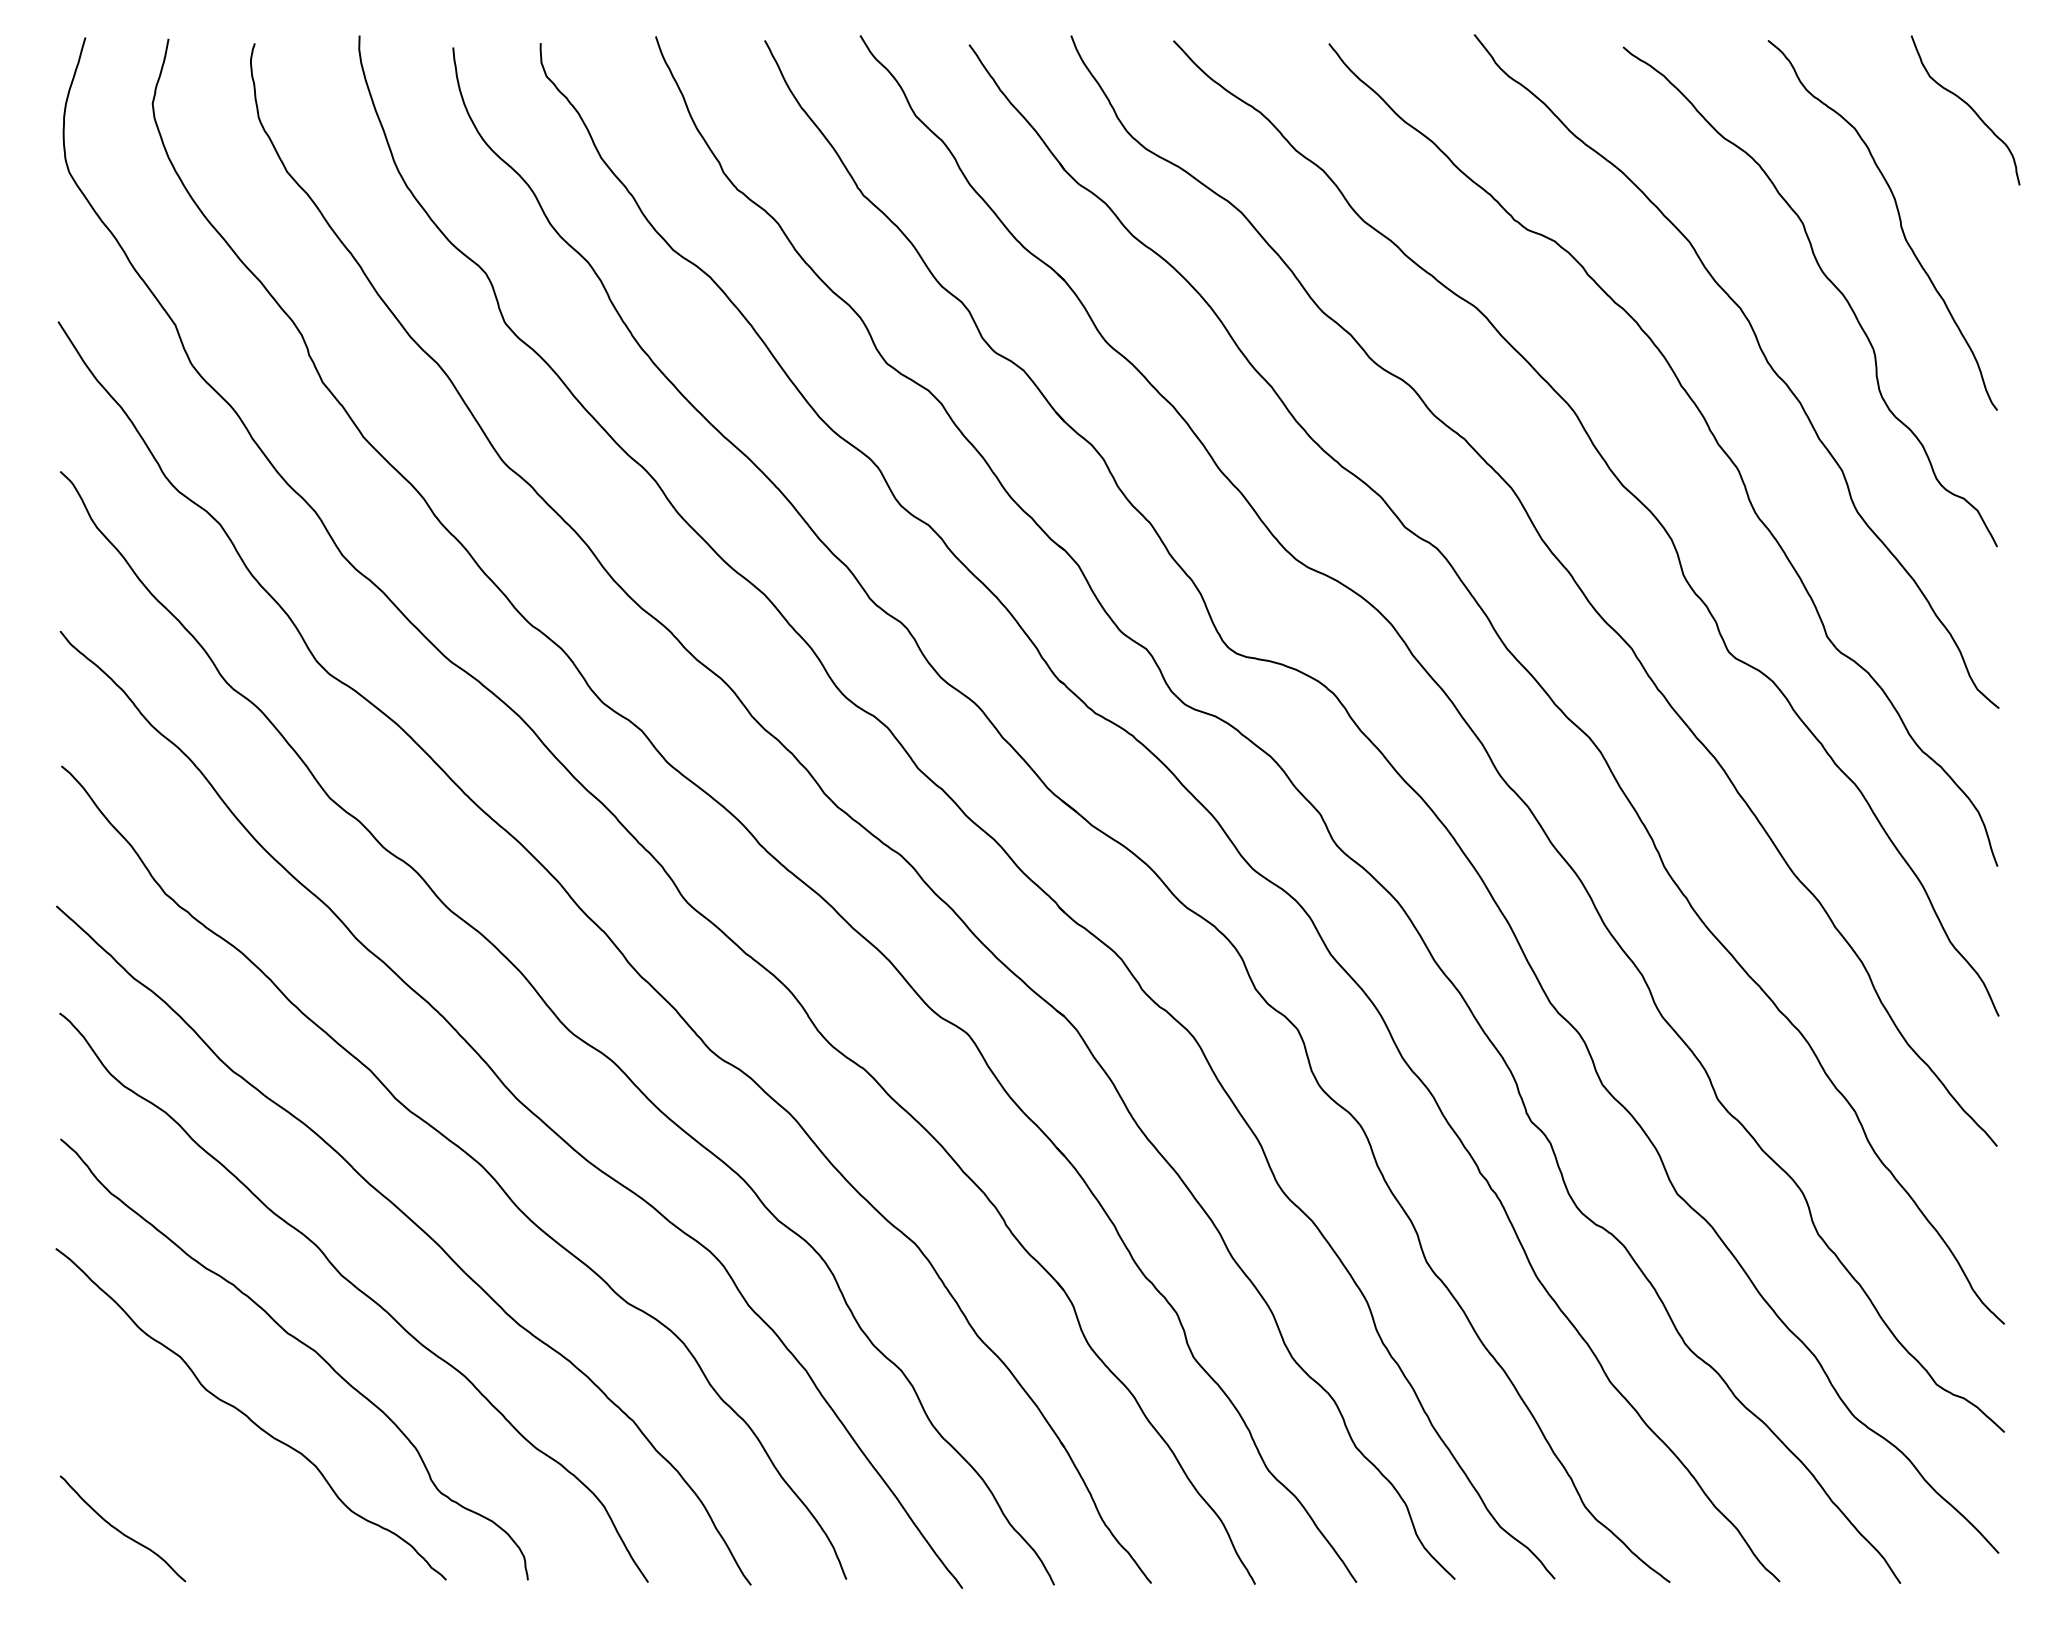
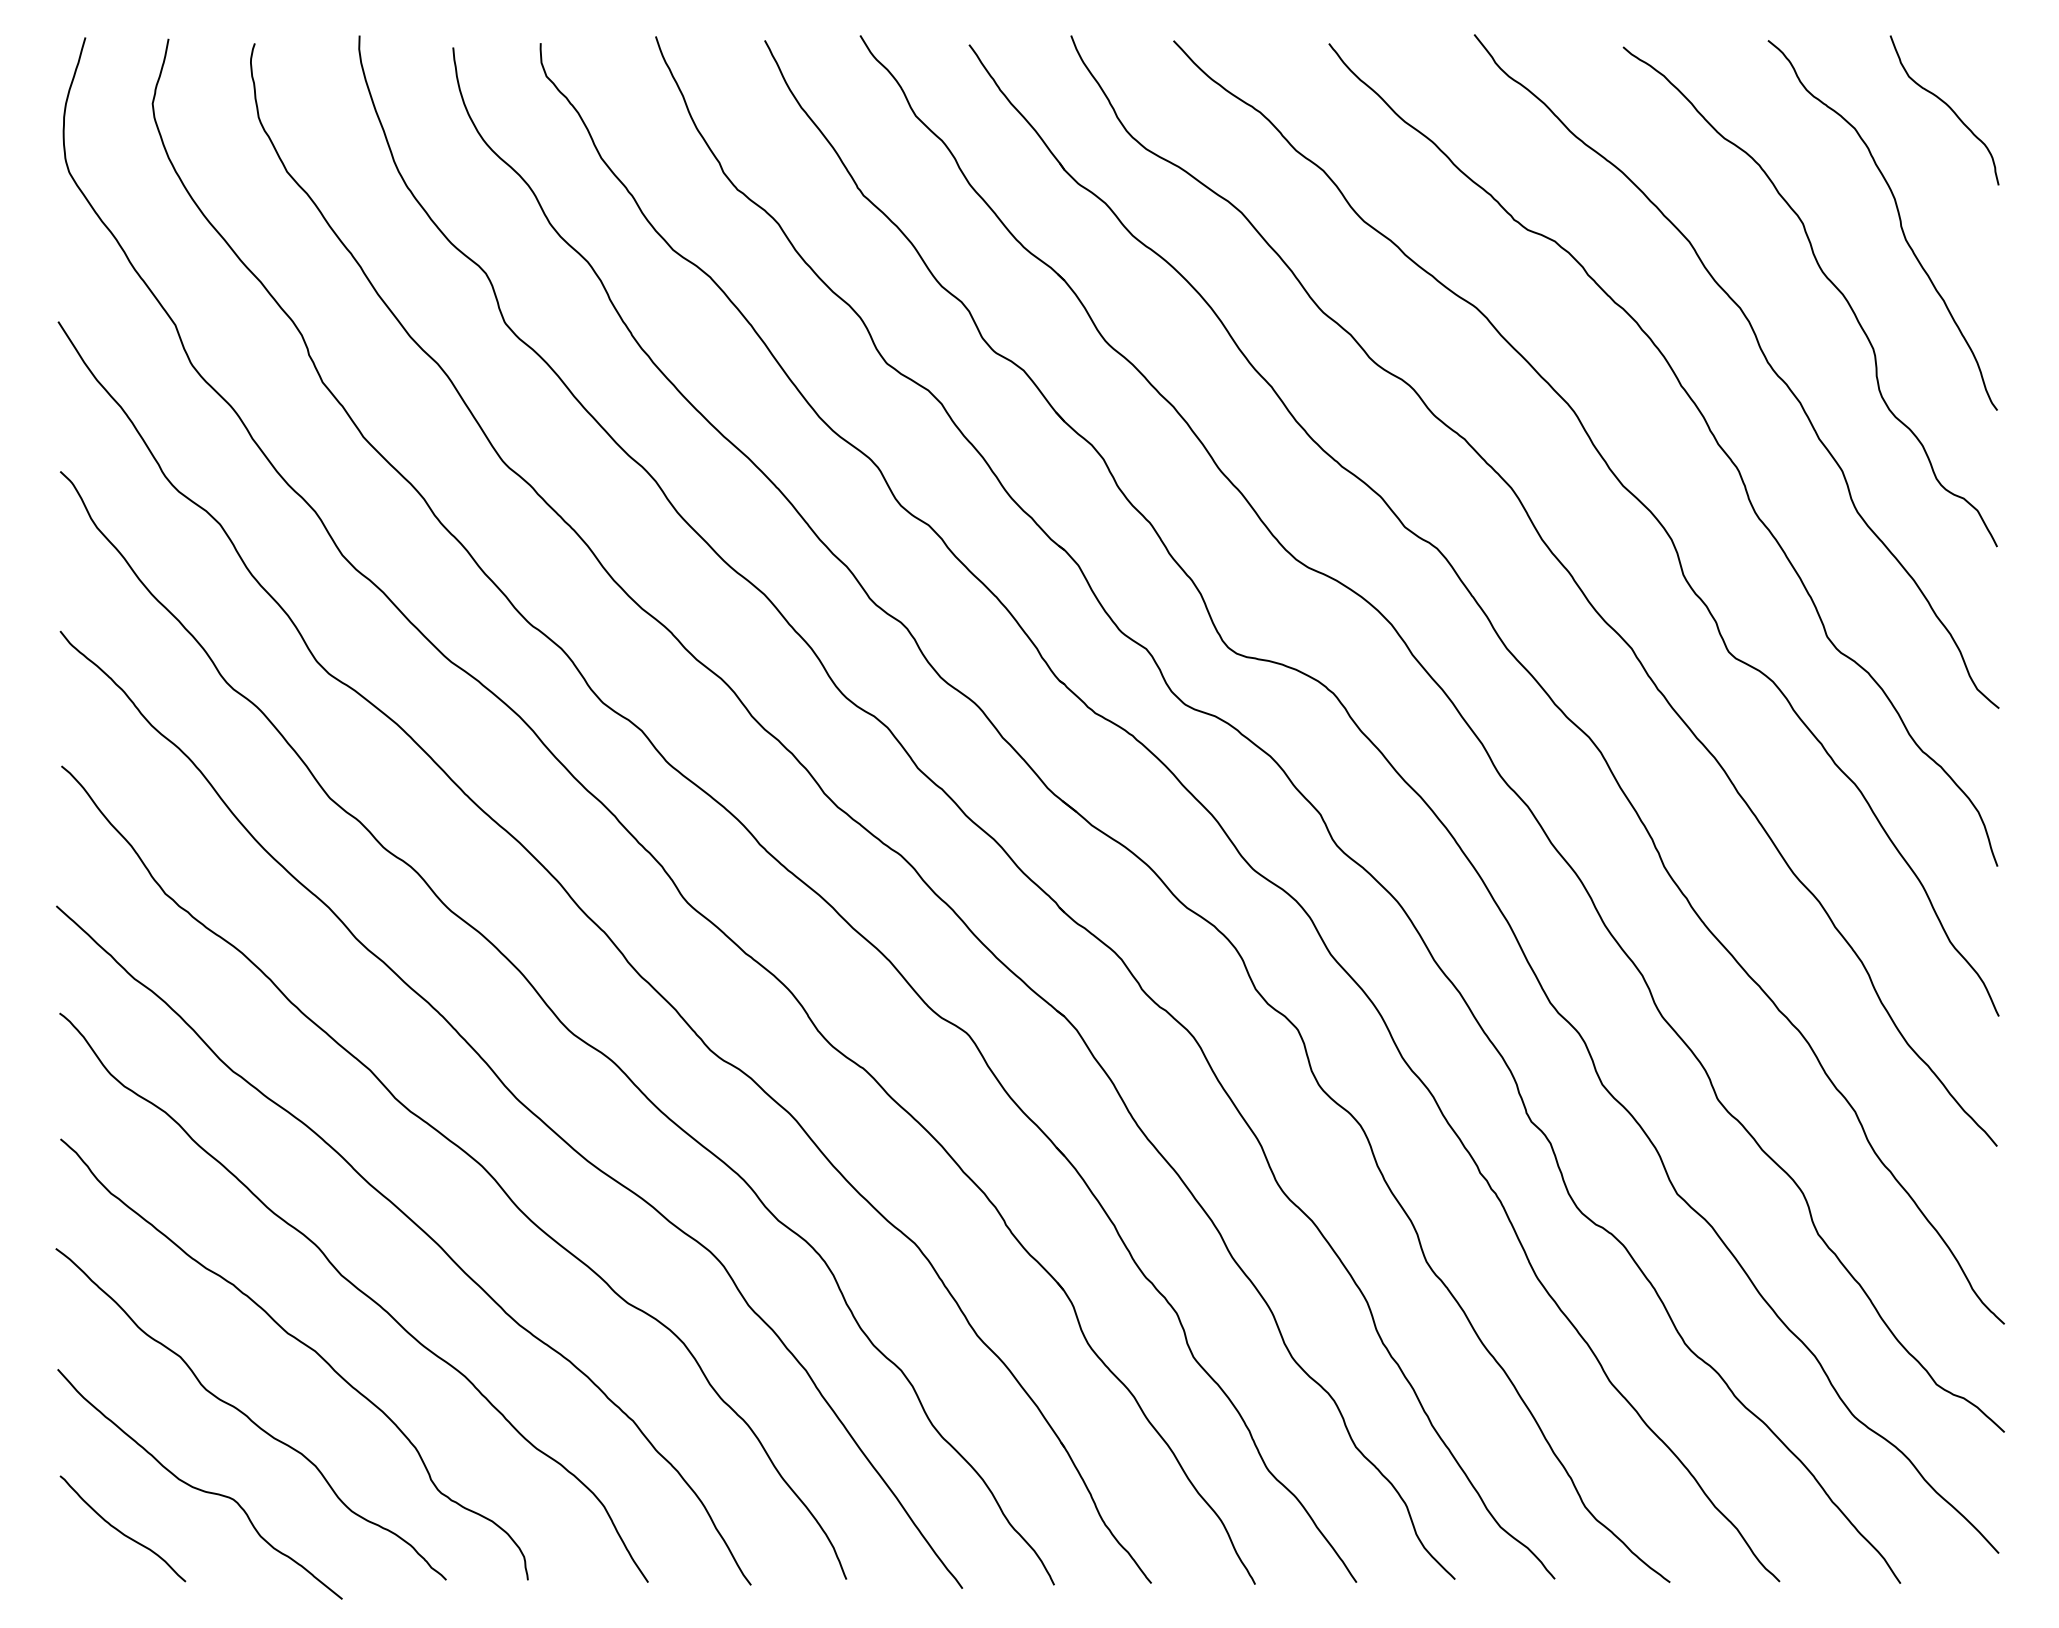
curve position: (1968, 106) -> (1947, 106) (1947, 106)
curve: none -> present (197, 1487)
